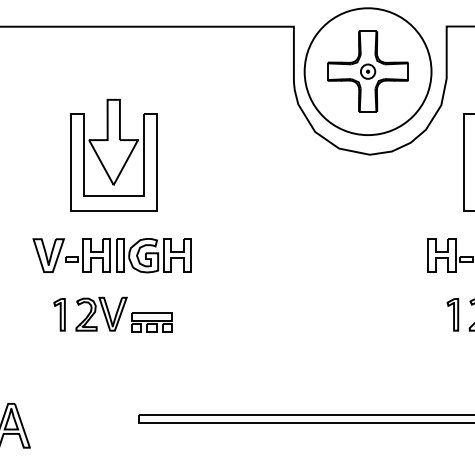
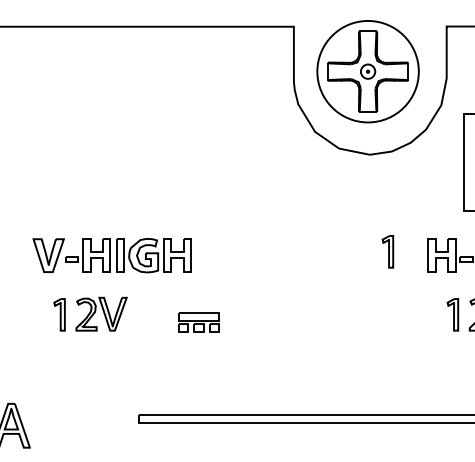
circle diameter: 127 px -> 101 px (367, 71)
part: present -> none (113, 154)
part: none -> present (387, 251)
part position: (151, 322) -> (198, 322) (198, 322)
